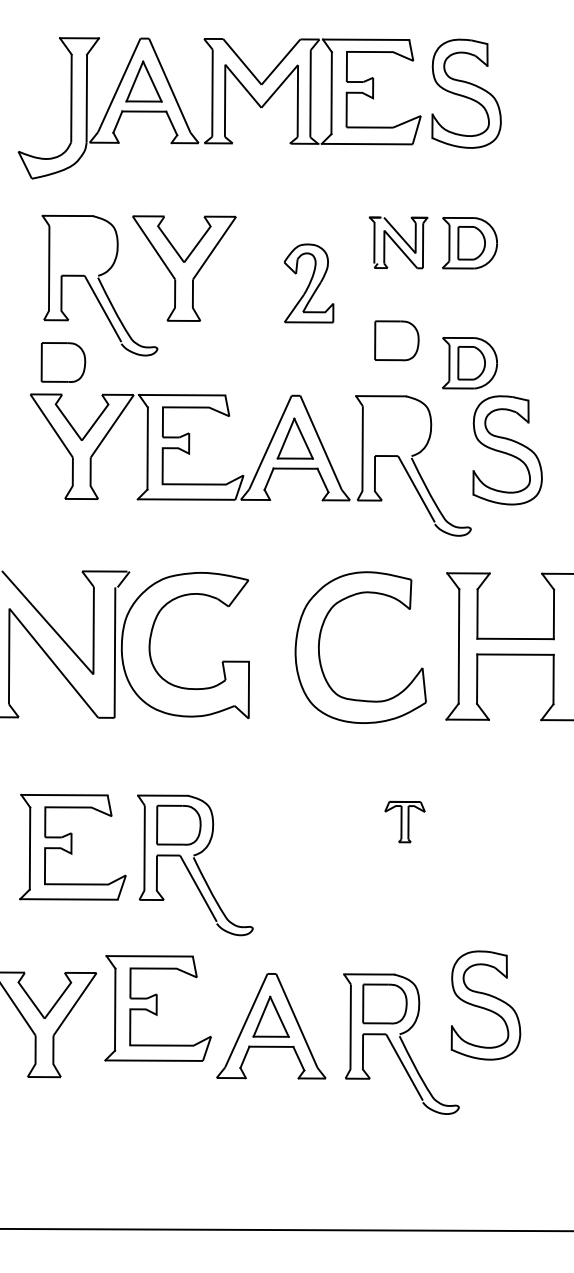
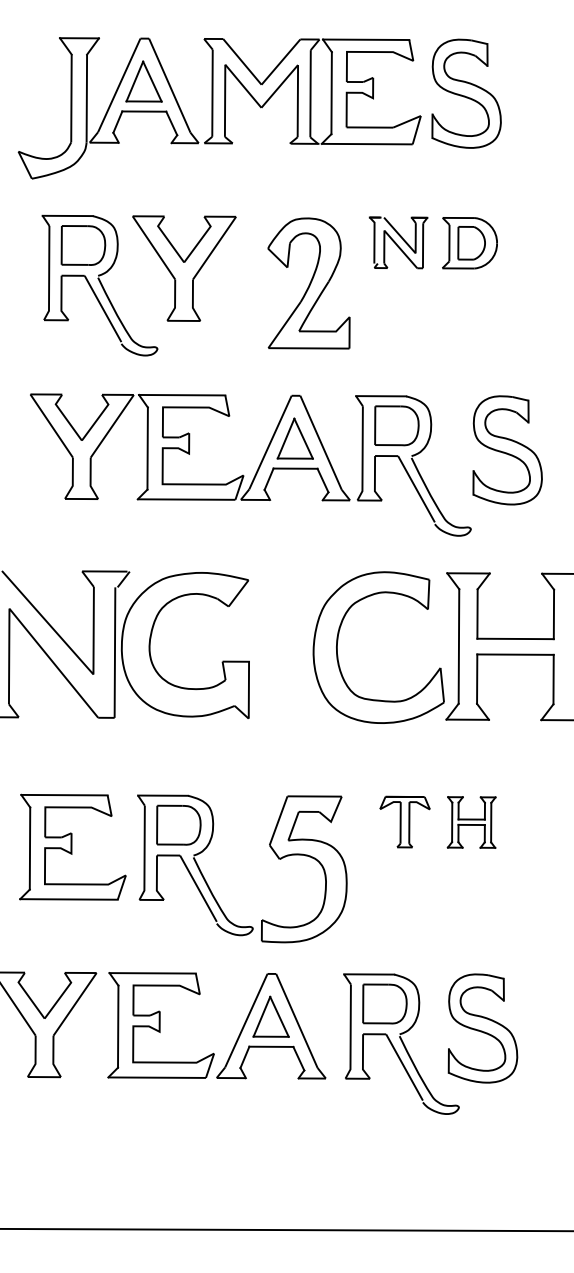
part size: 52x81 px -> 84x133 px (308, 283)
part position: (396, 340) -> (396, 425) (396, 425)
part position: (63, 362) -> (83, 245) (83, 245)
part: present -> none (469, 363)
part position: (320, 641) -> (338, 641) (338, 641)
part size: 42x44 px -> 52x54 px (404, 821)
part: none -> present (471, 822)
part: none -> present (309, 857)
part position: (485, 1005) -> (482, 1028) (482, 1028)
part position: (157, 1008) -> (160, 1025) (160, 1025)
